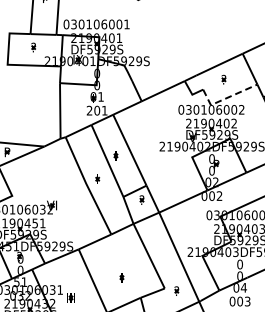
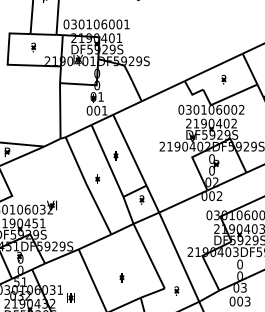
line: dashed -> solid (225, 98)
text: 201 -> 001 (89, 110)
text: 04 -> 03 (243, 287)
